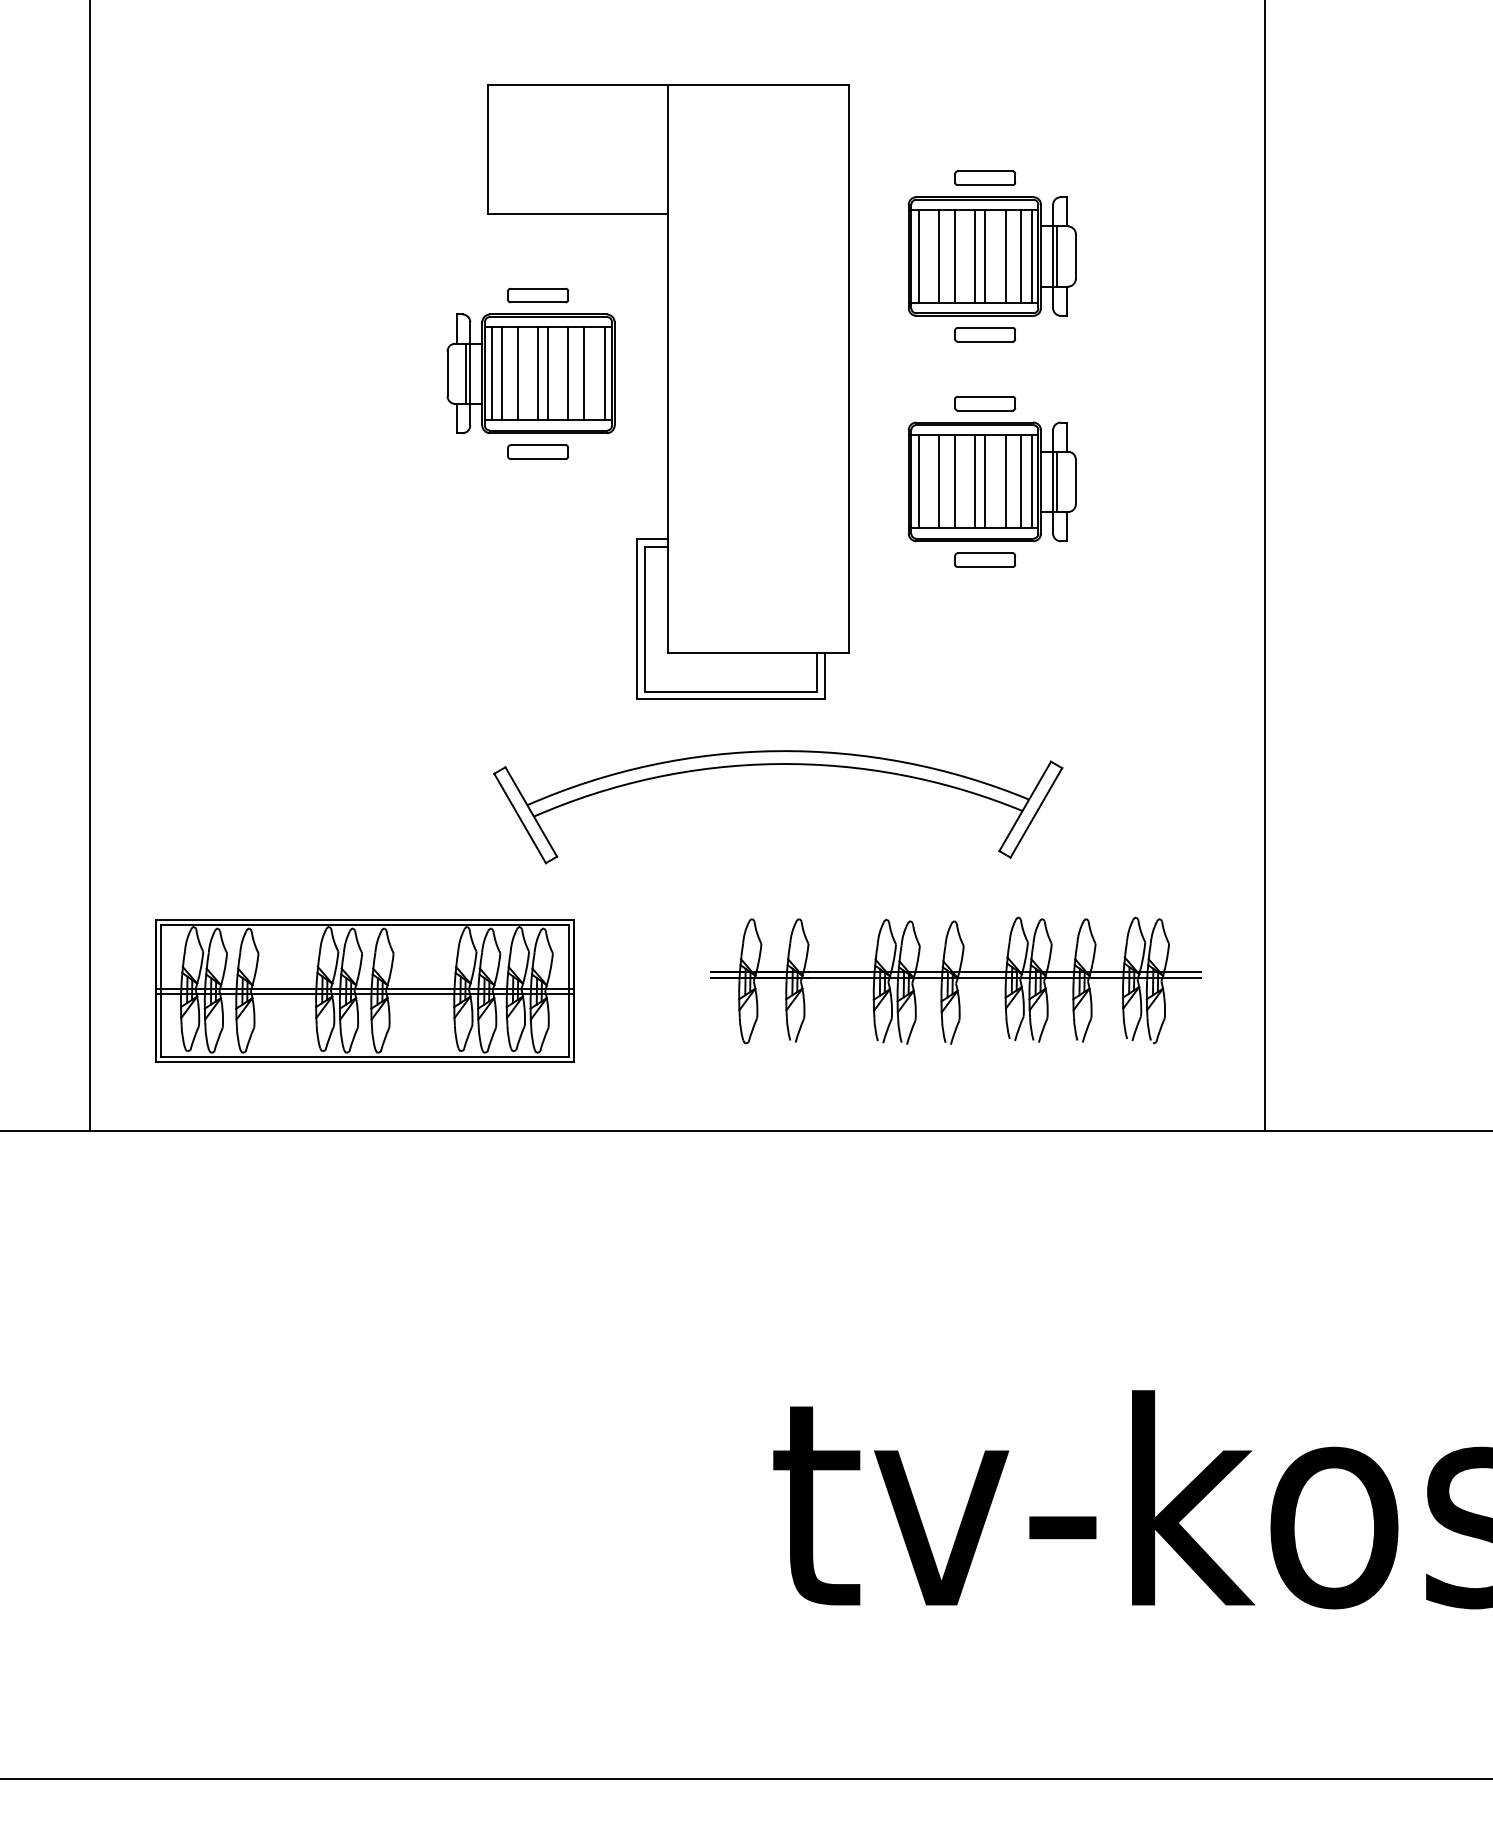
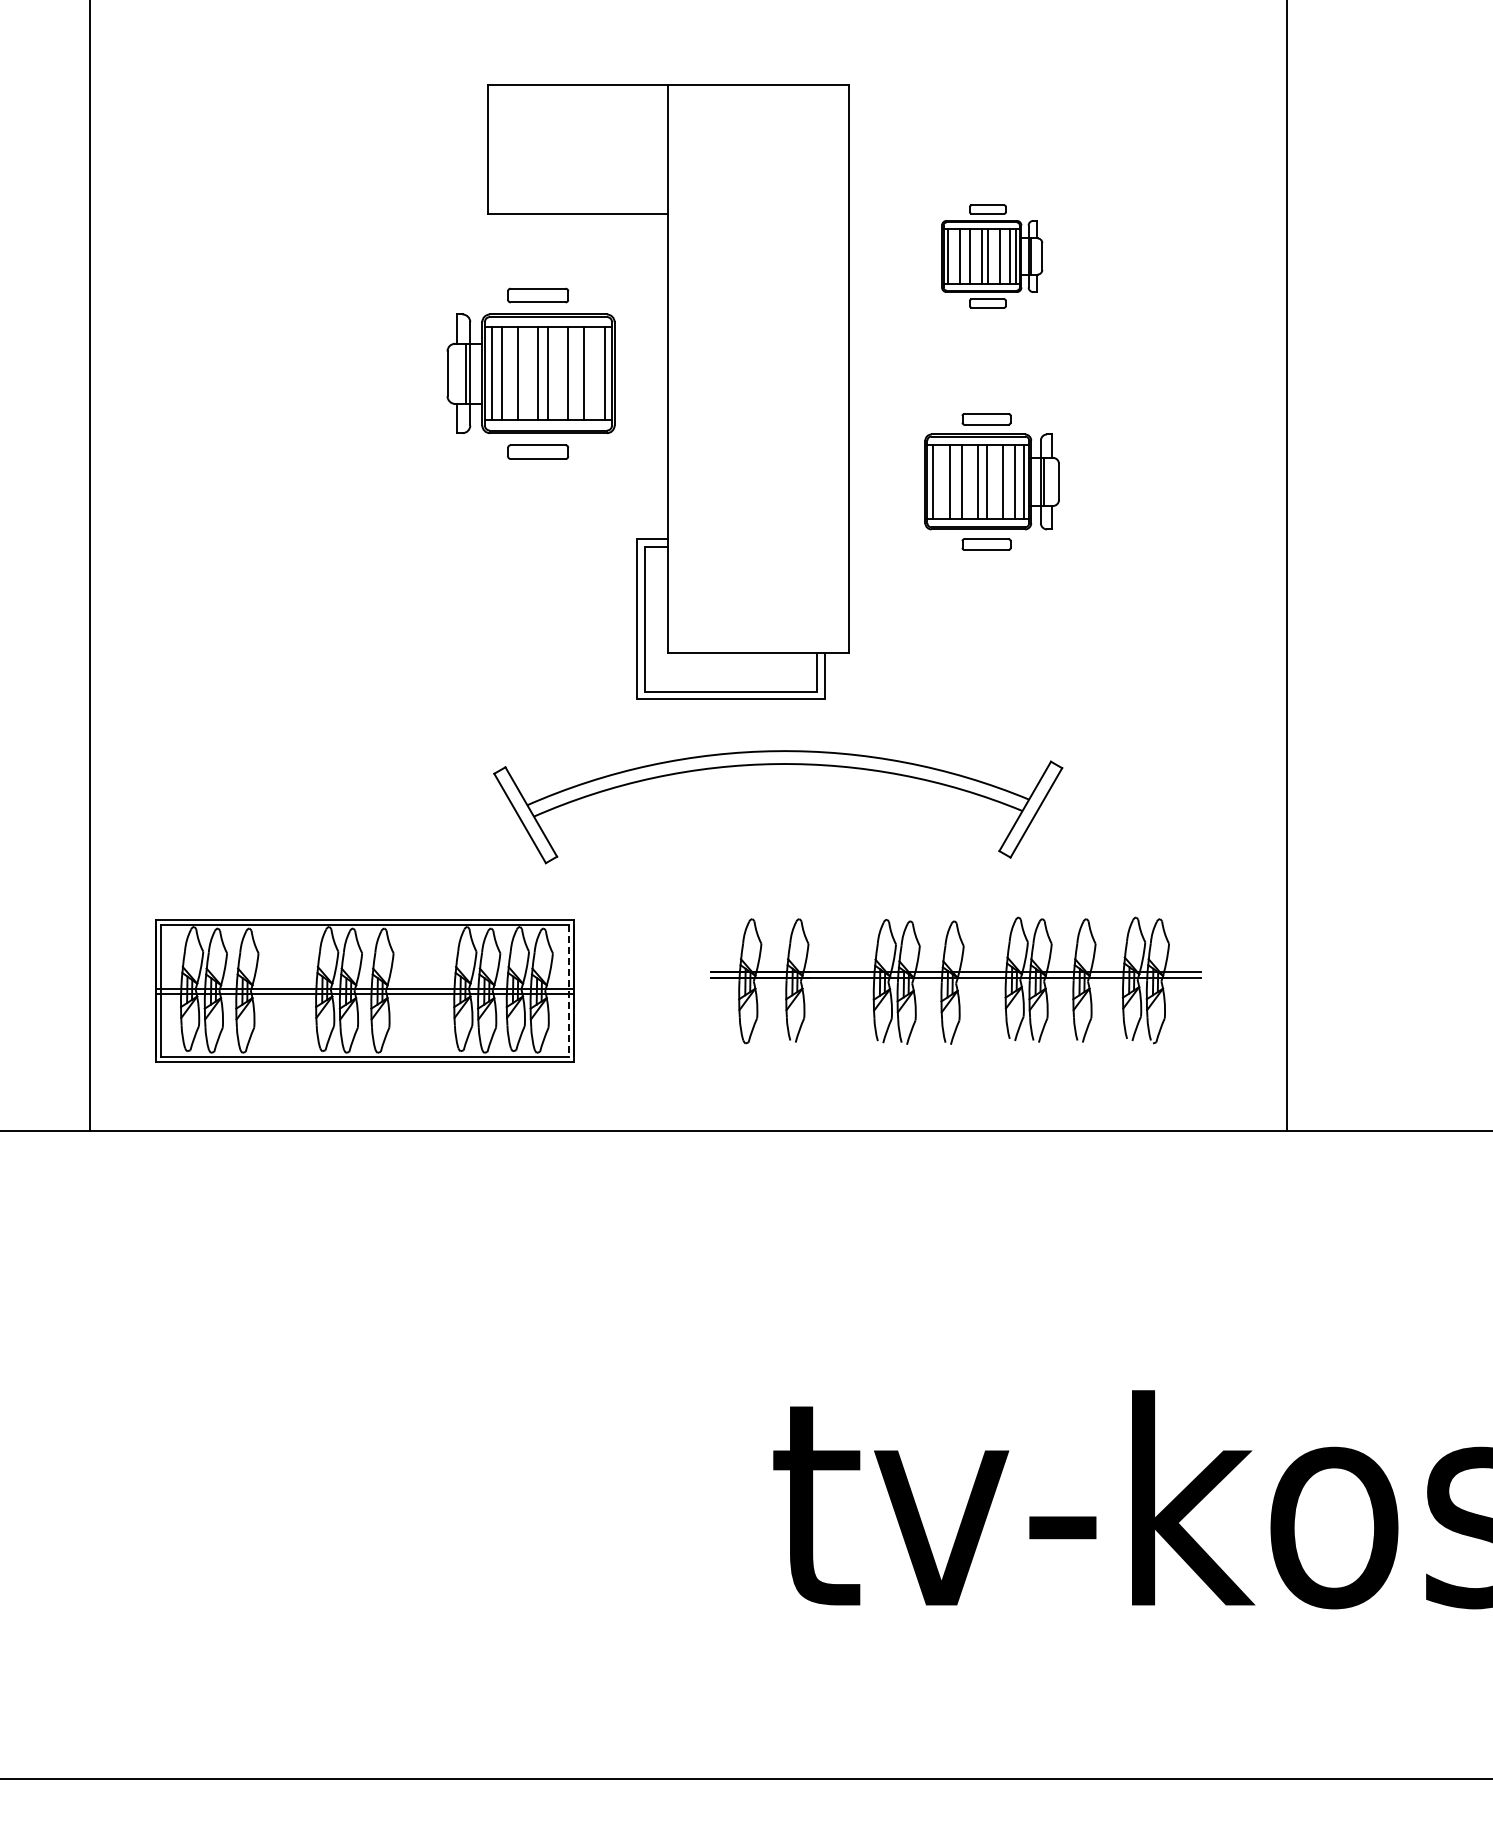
part size: 170x173 px -> 103x105 px (992, 256)
part size: 170x172 px -> 136x138 px (991, 481)
line position: (1265, 566) -> (1287, 566) (1287, 566)
line: solid -> dashed (568, 991)
